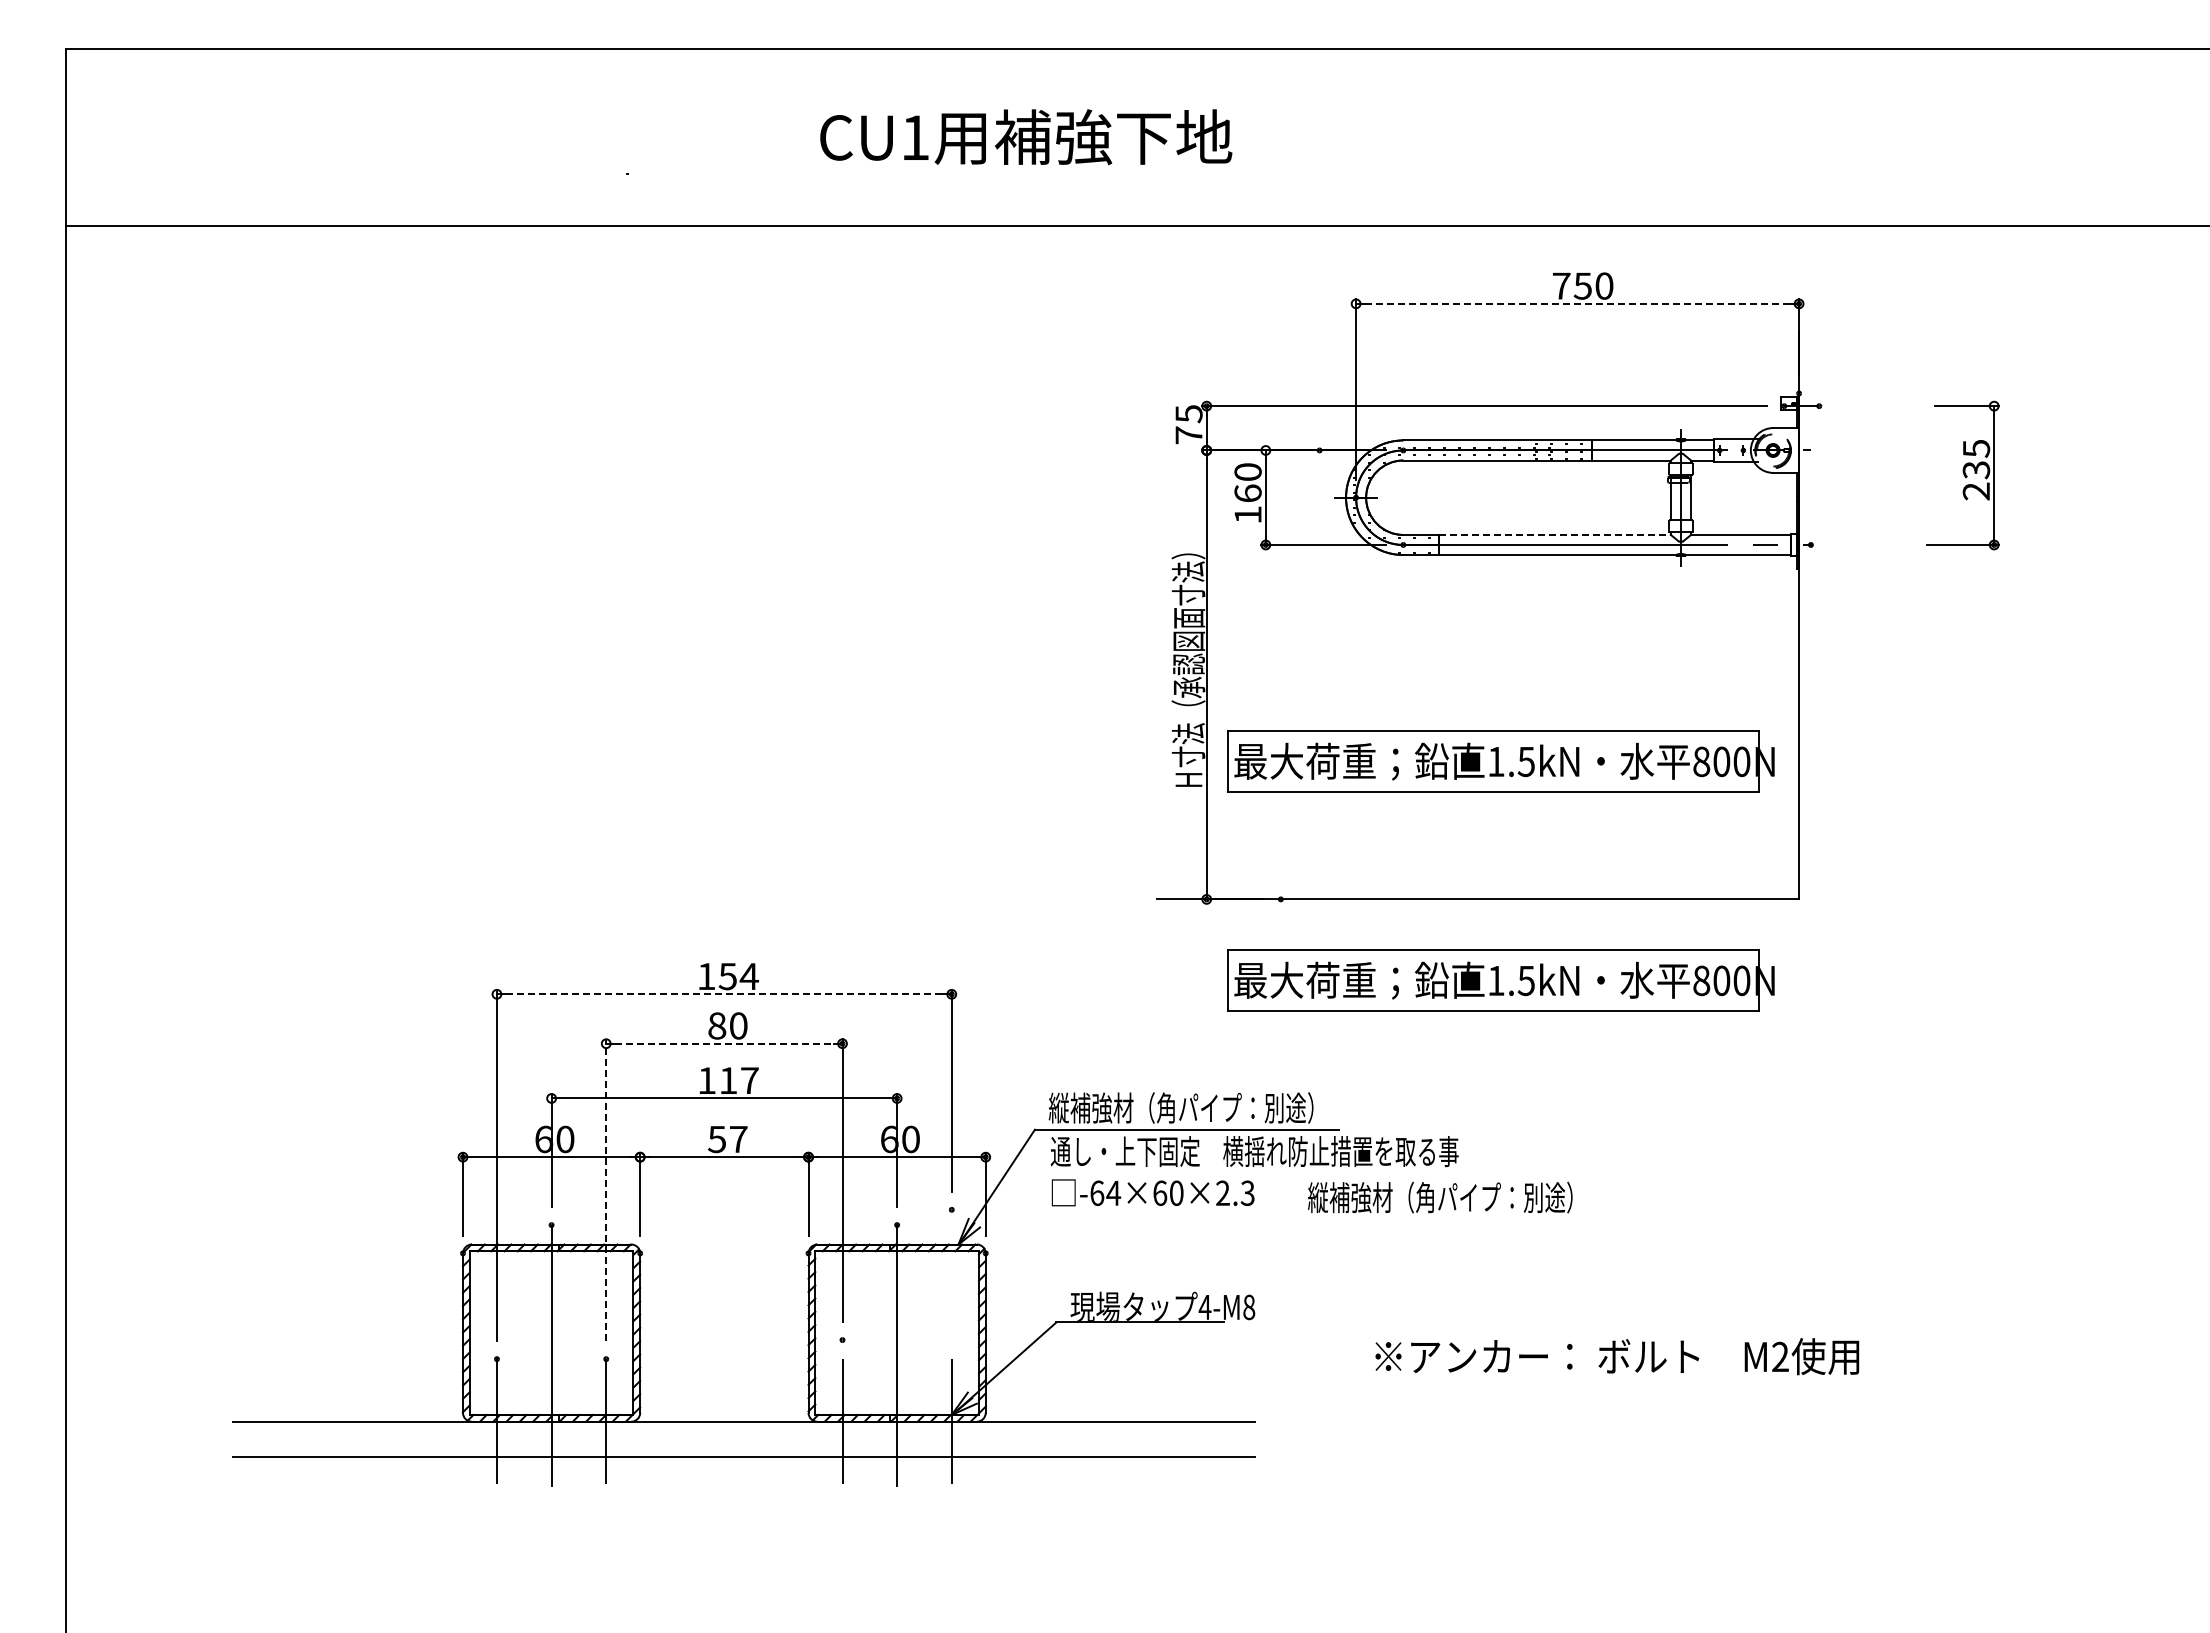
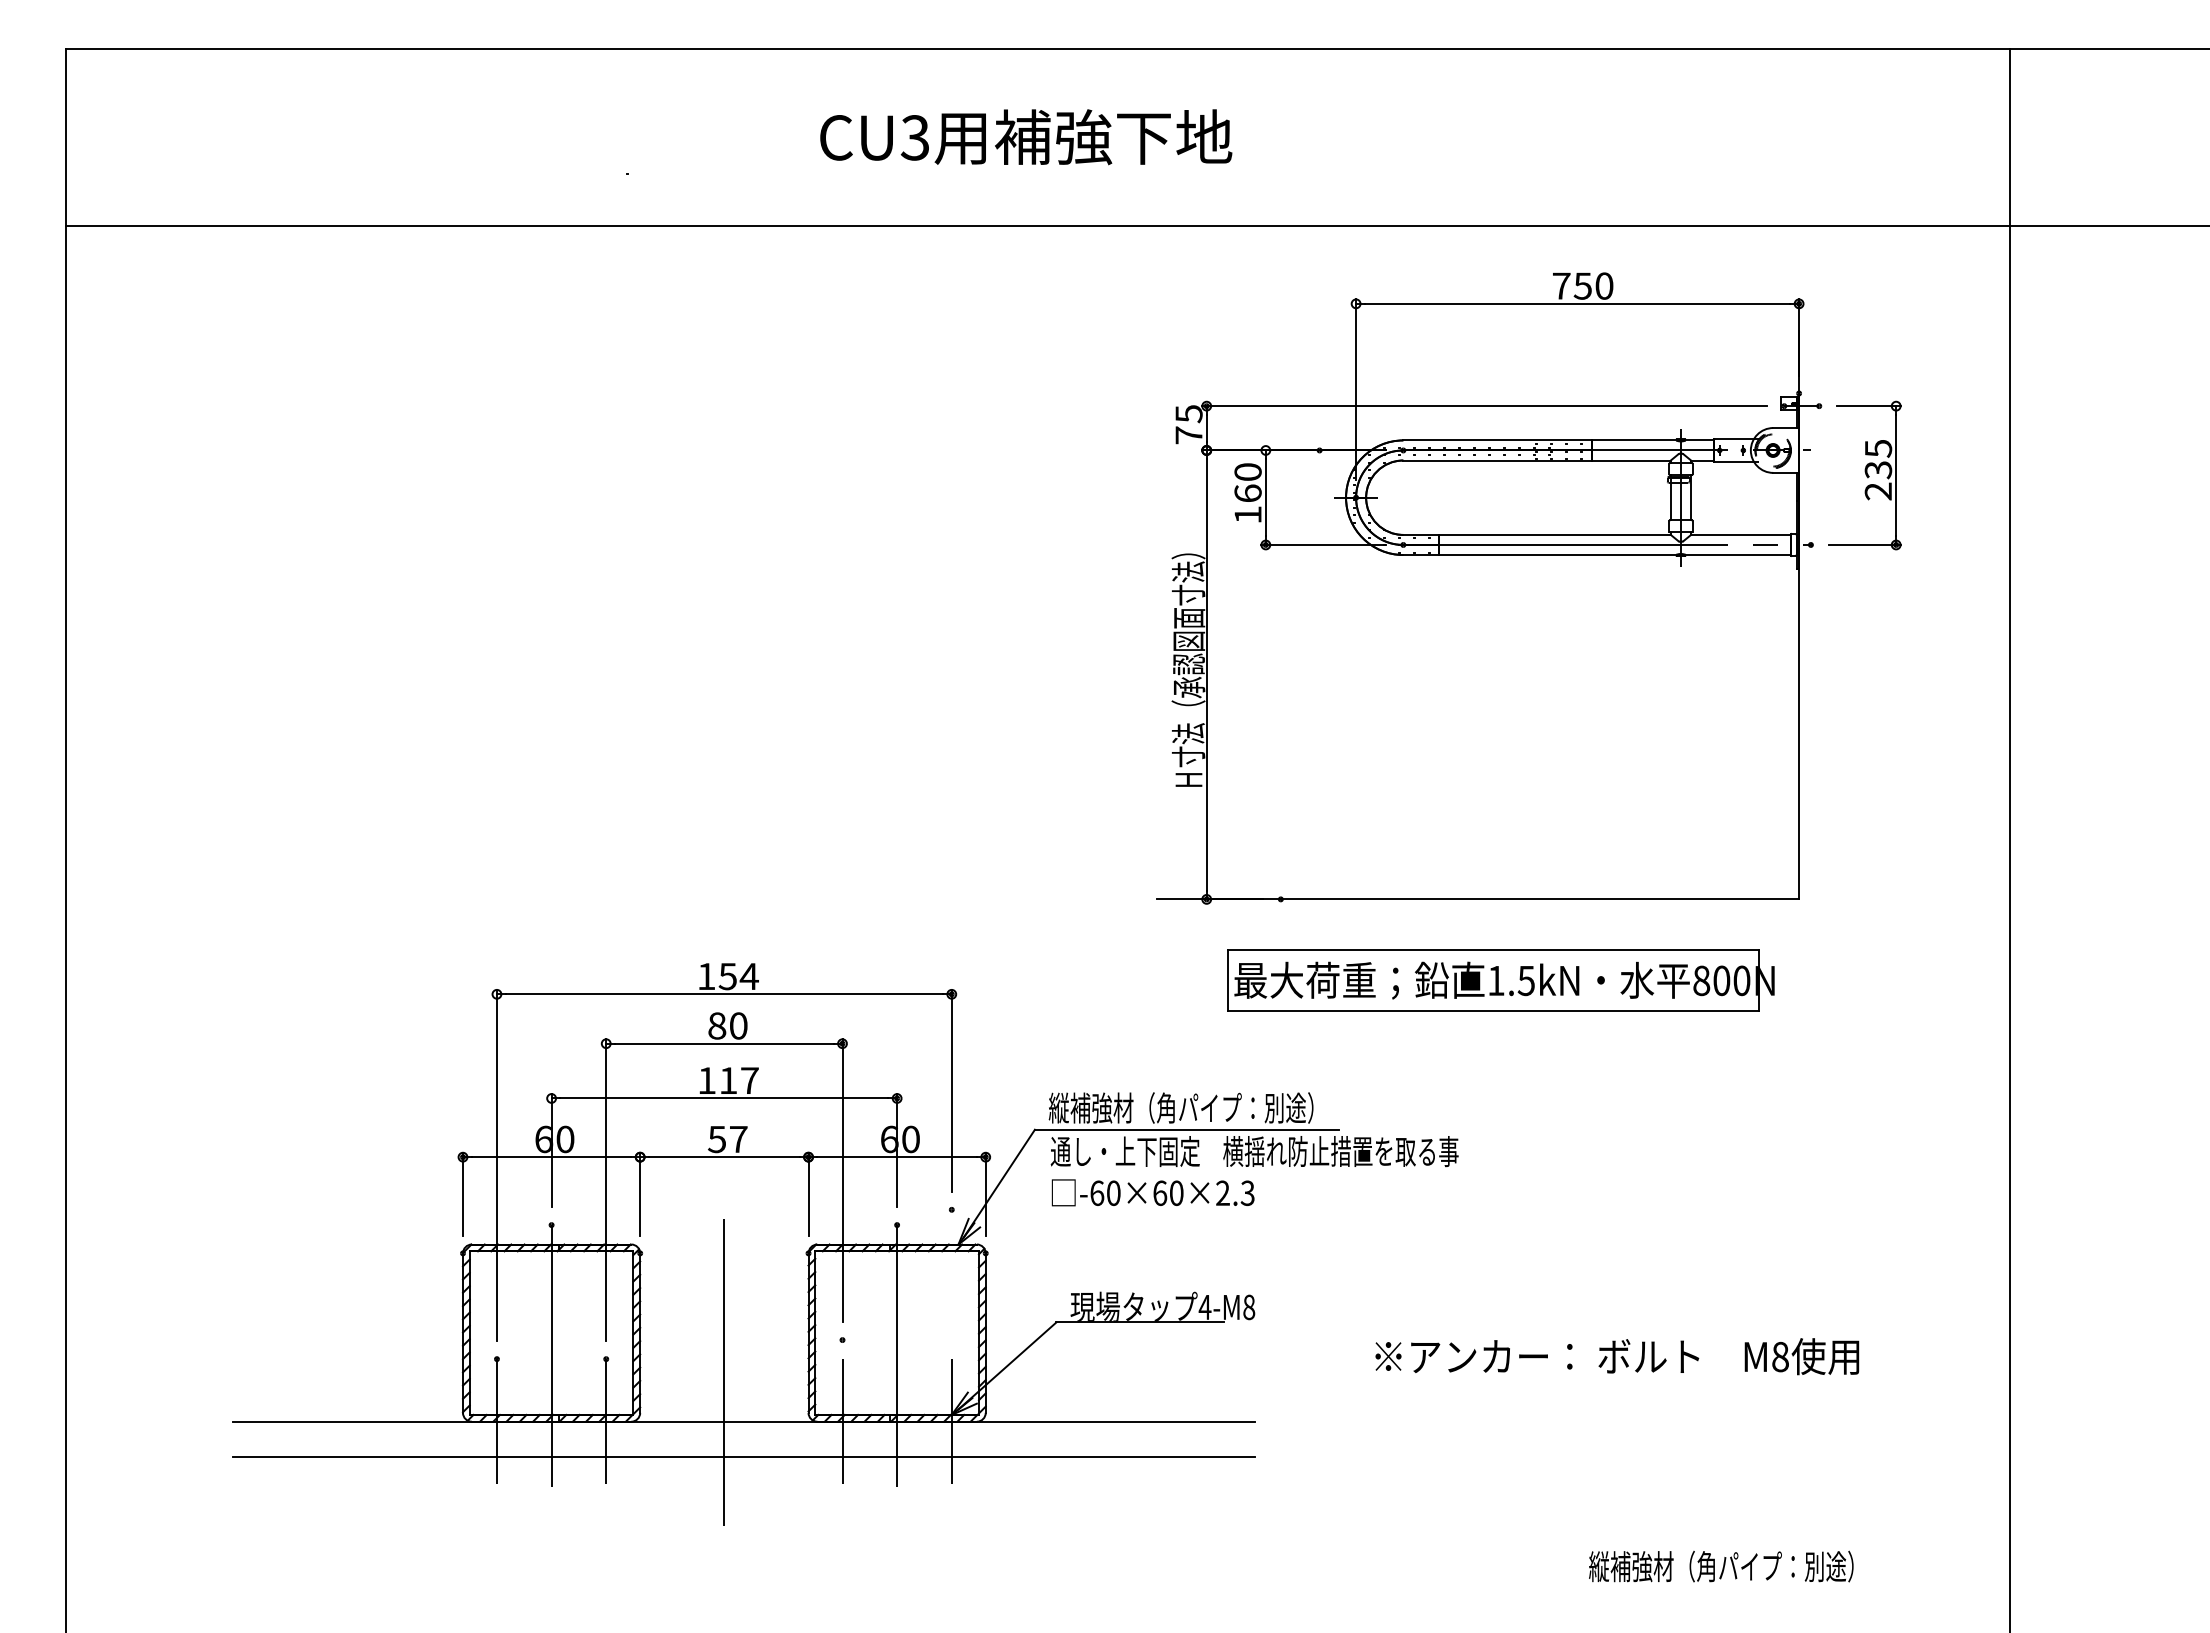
text: CU1 -> CU3 (914, 137)
line: dashed -> solid (1577, 303)
part position: (1962, 475) -> (1864, 475) (1864, 475)
line: dashed -> solid (1555, 534)
part: present -> none (1500, 761)
line: none -> present (2009, 839)
line: dashed -> solid (724, 994)
line: dashed -> solid (724, 1043)
line: dashed -> solid (606, 1189)
text: -64×60×2.3 -> -60×60×2.3 (1113, 1193)
text position: (1440, 1197) -> (1721, 1566) (1721, 1566)
text: M2 -> M8 (1780, 1356)
line: none -> present (724, 1372)
